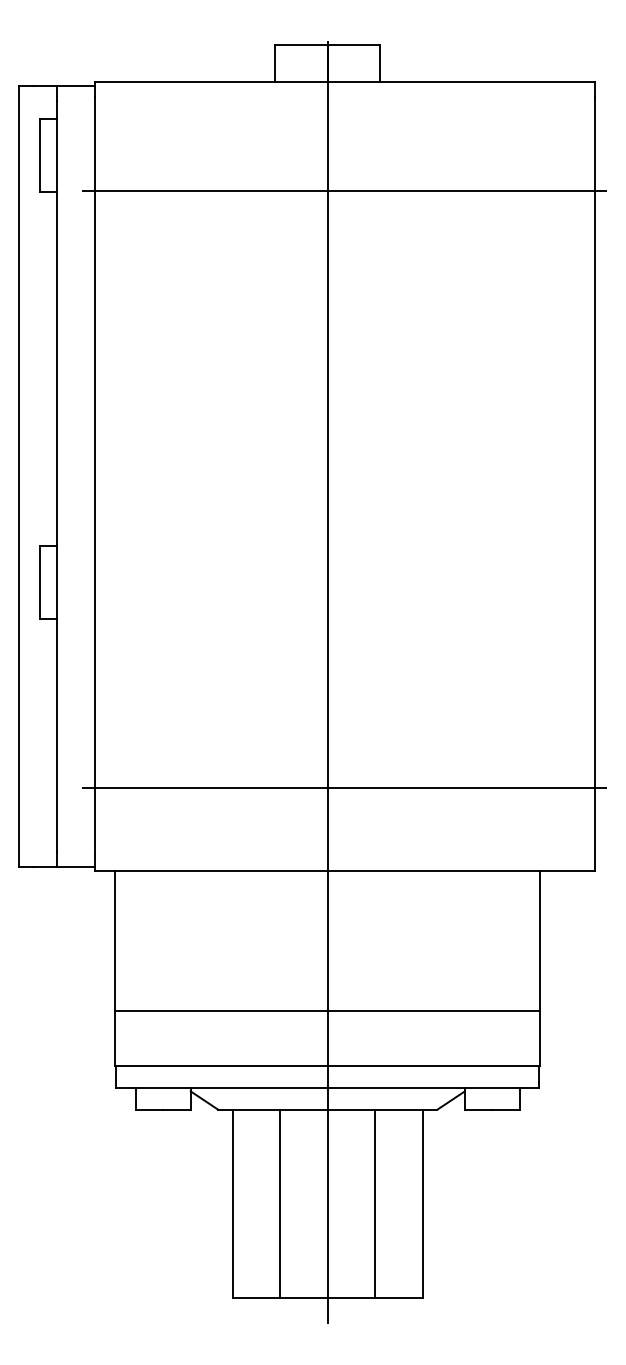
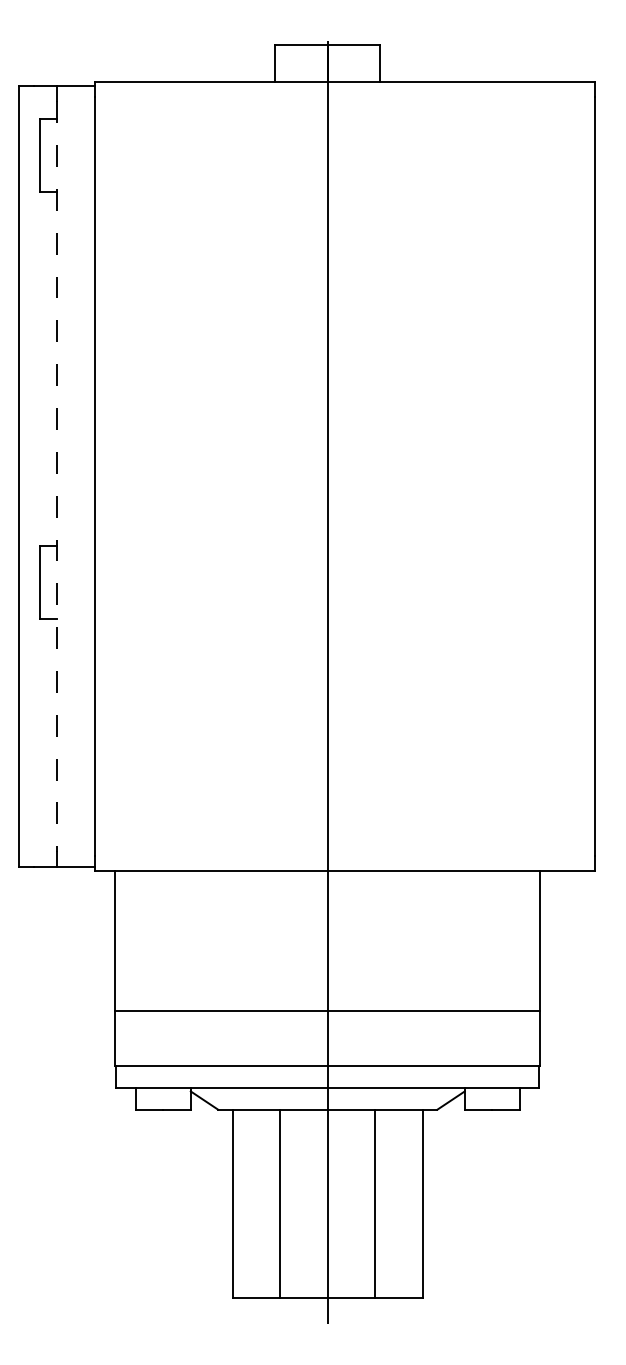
line: present -> none (344, 191)
line: solid -> dashed (57, 476)
line: present -> none (344, 787)
